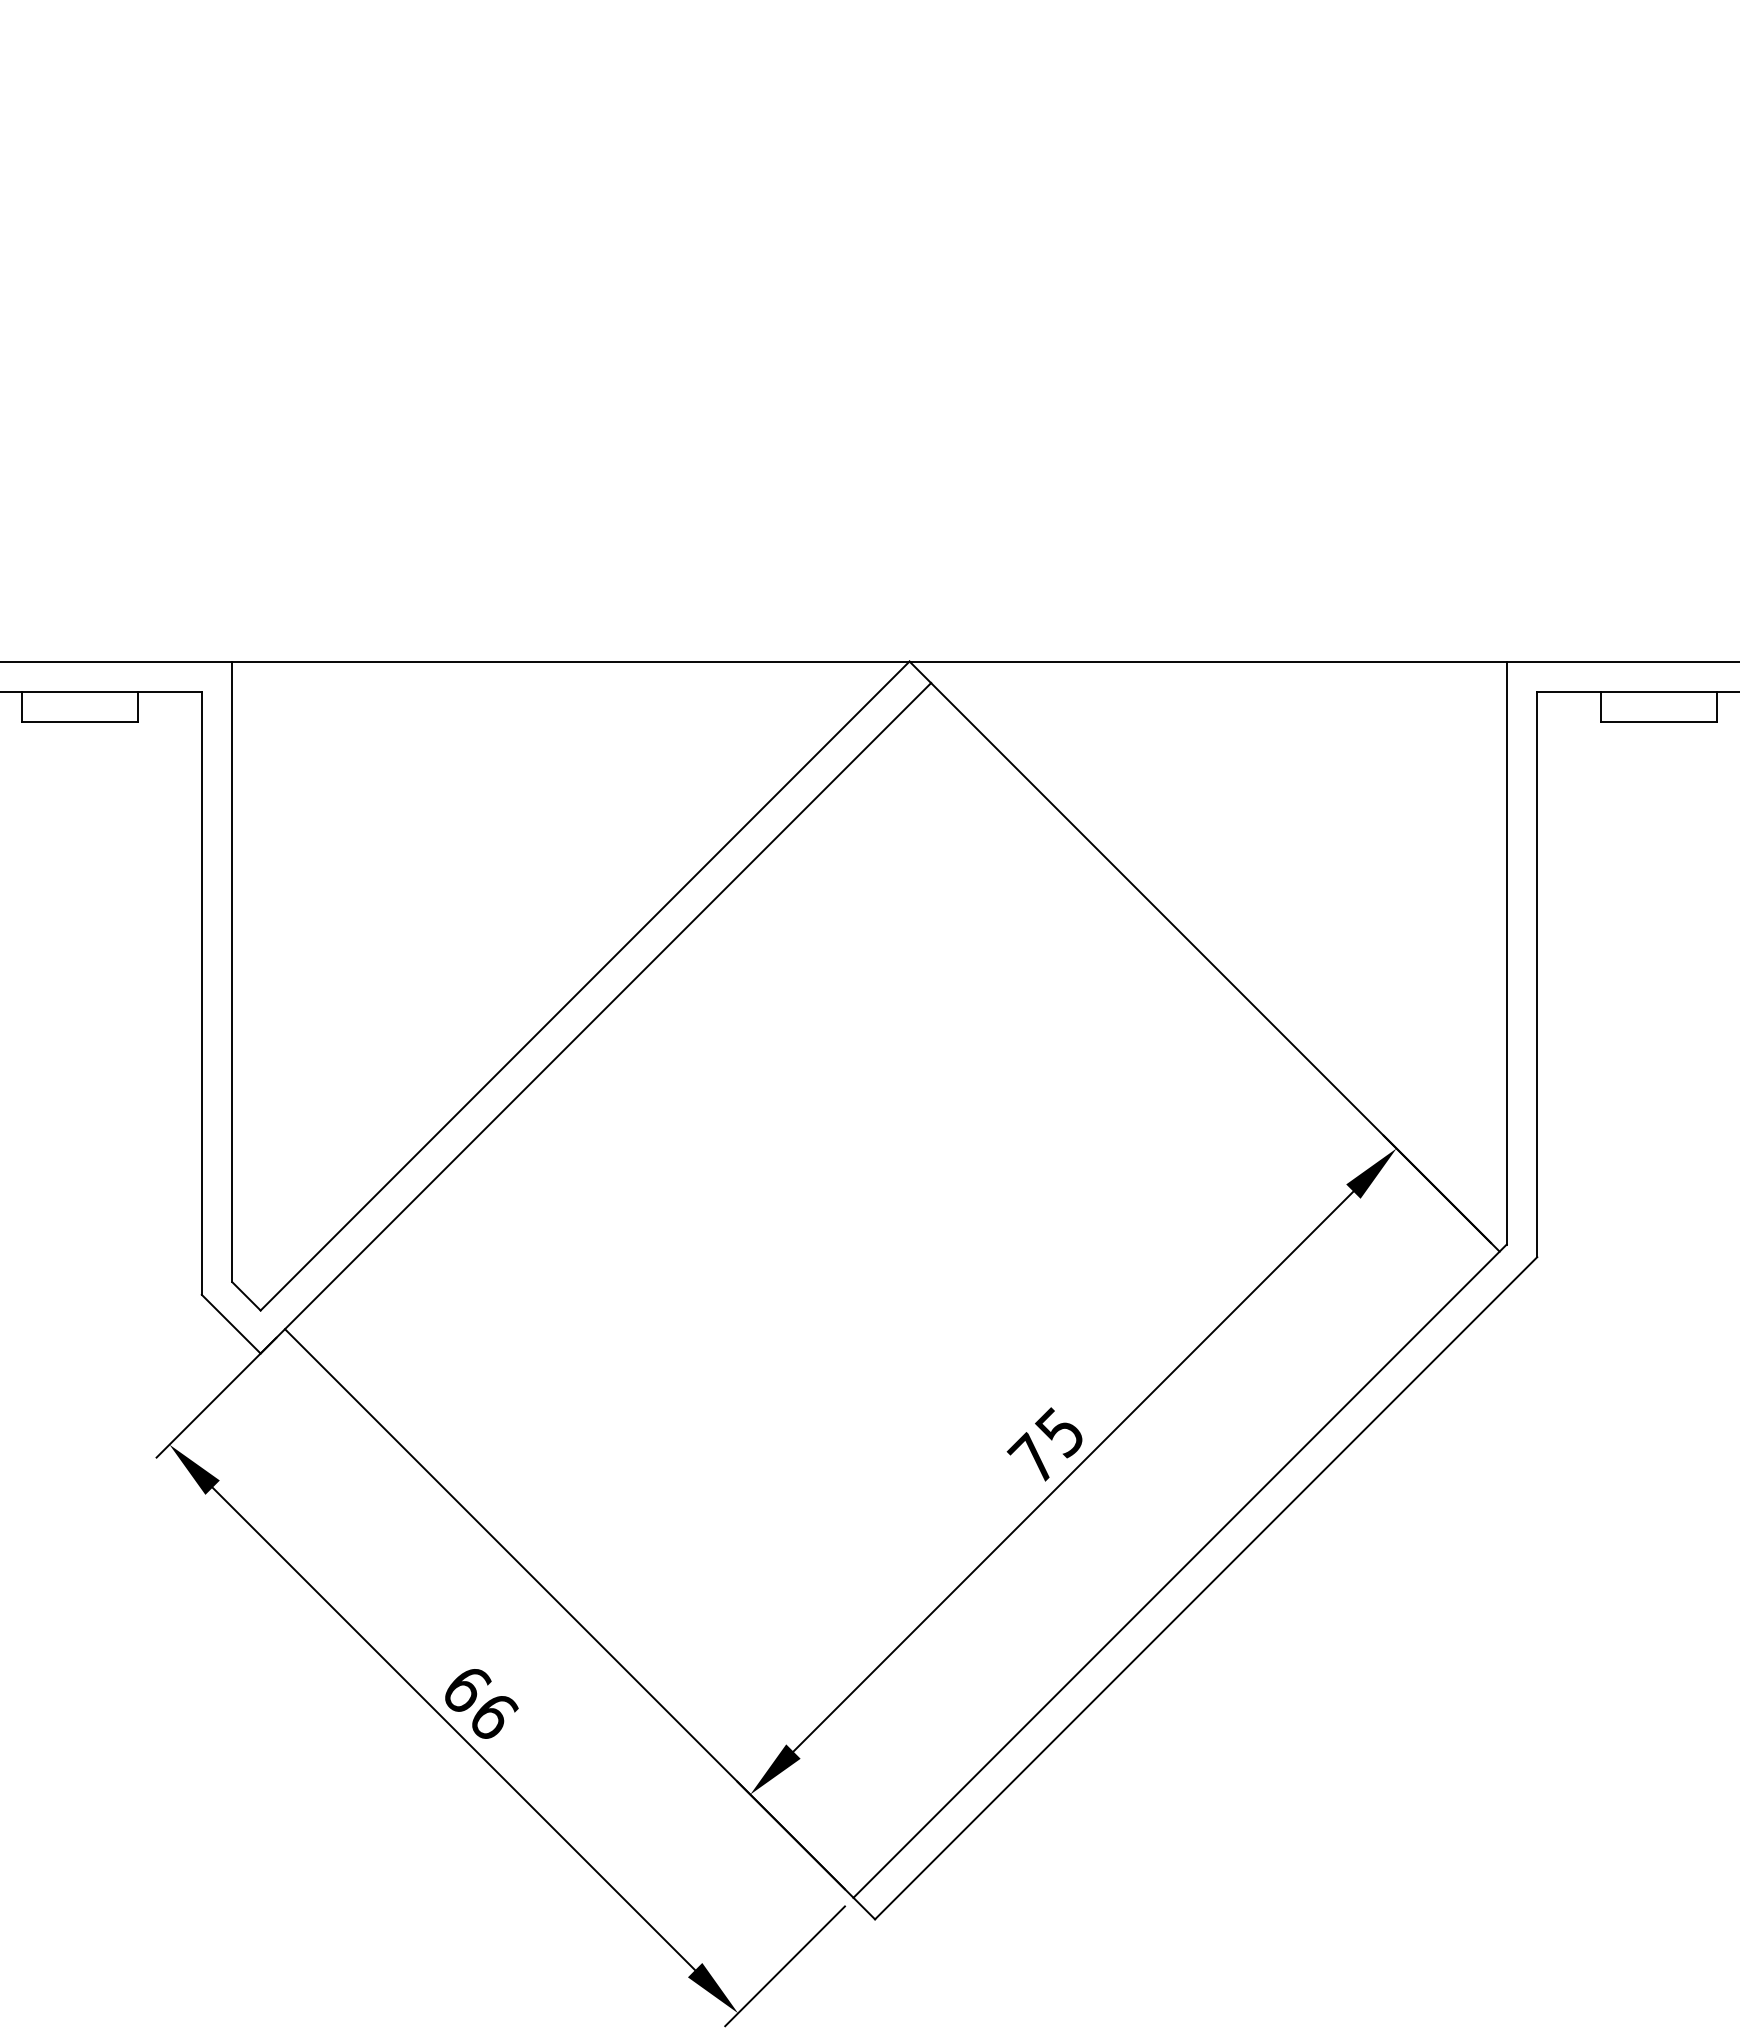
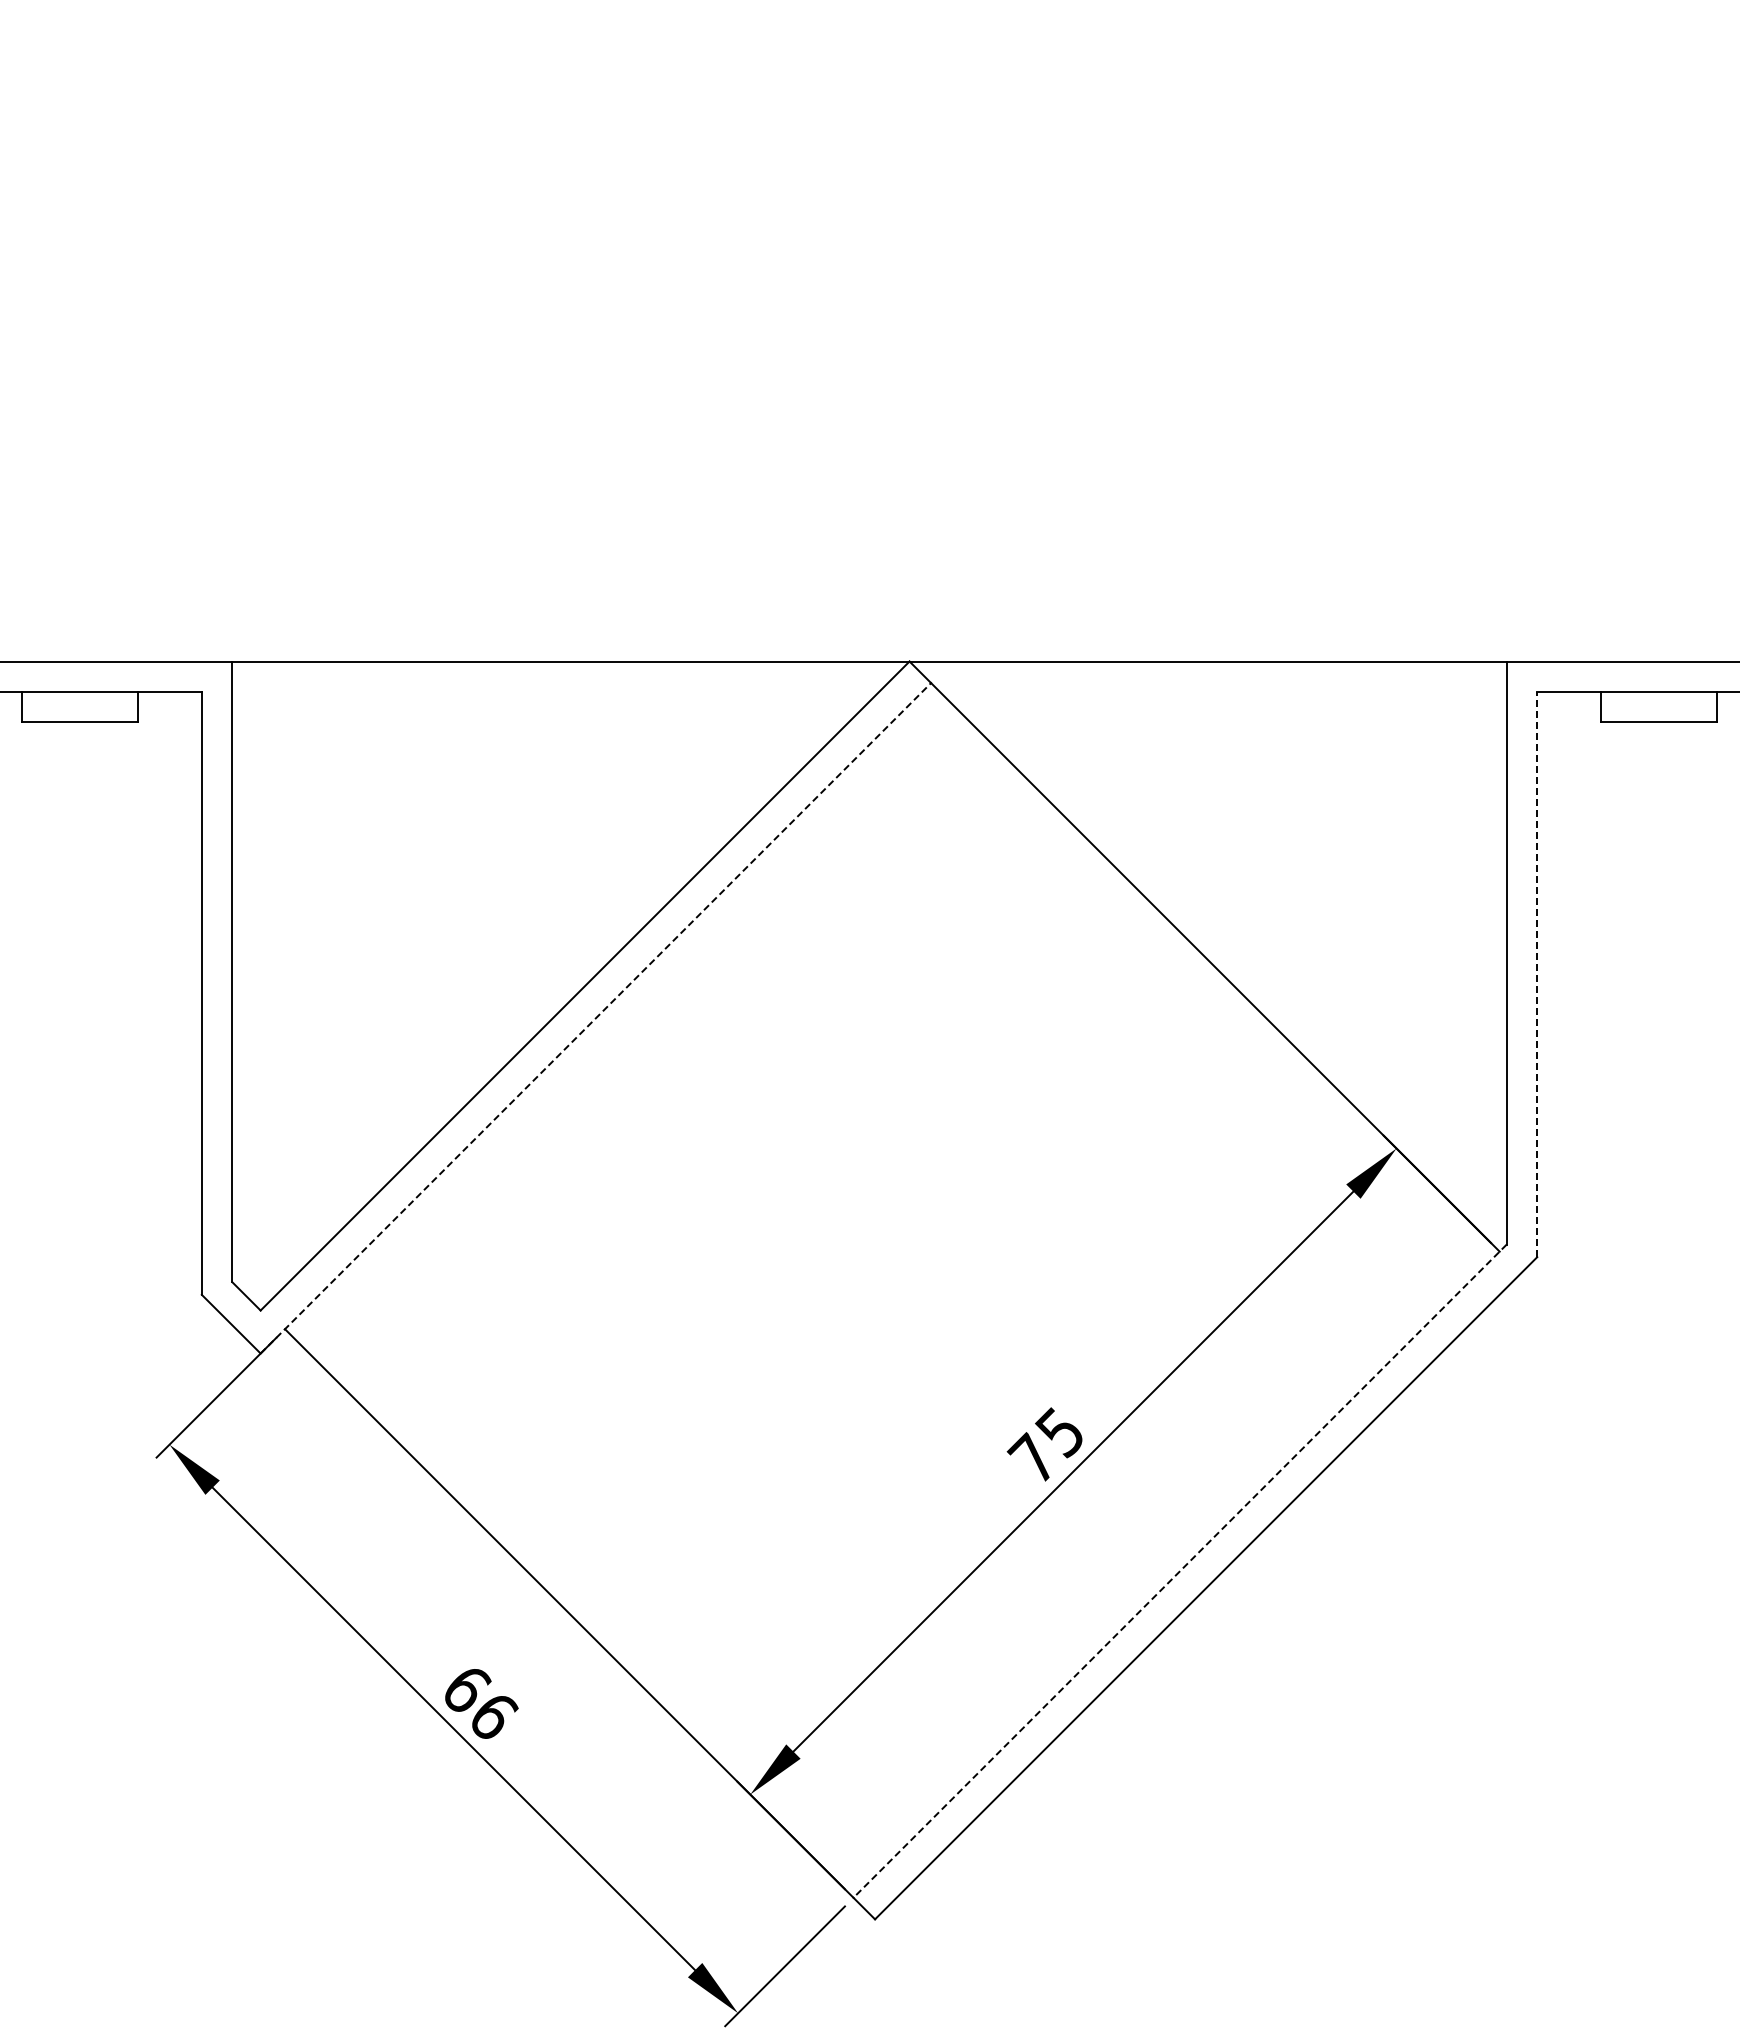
line: solid -> dashed (1537, 974)
line: solid -> dashed (596, 1017)
line: solid -> dashed (1180, 1571)
